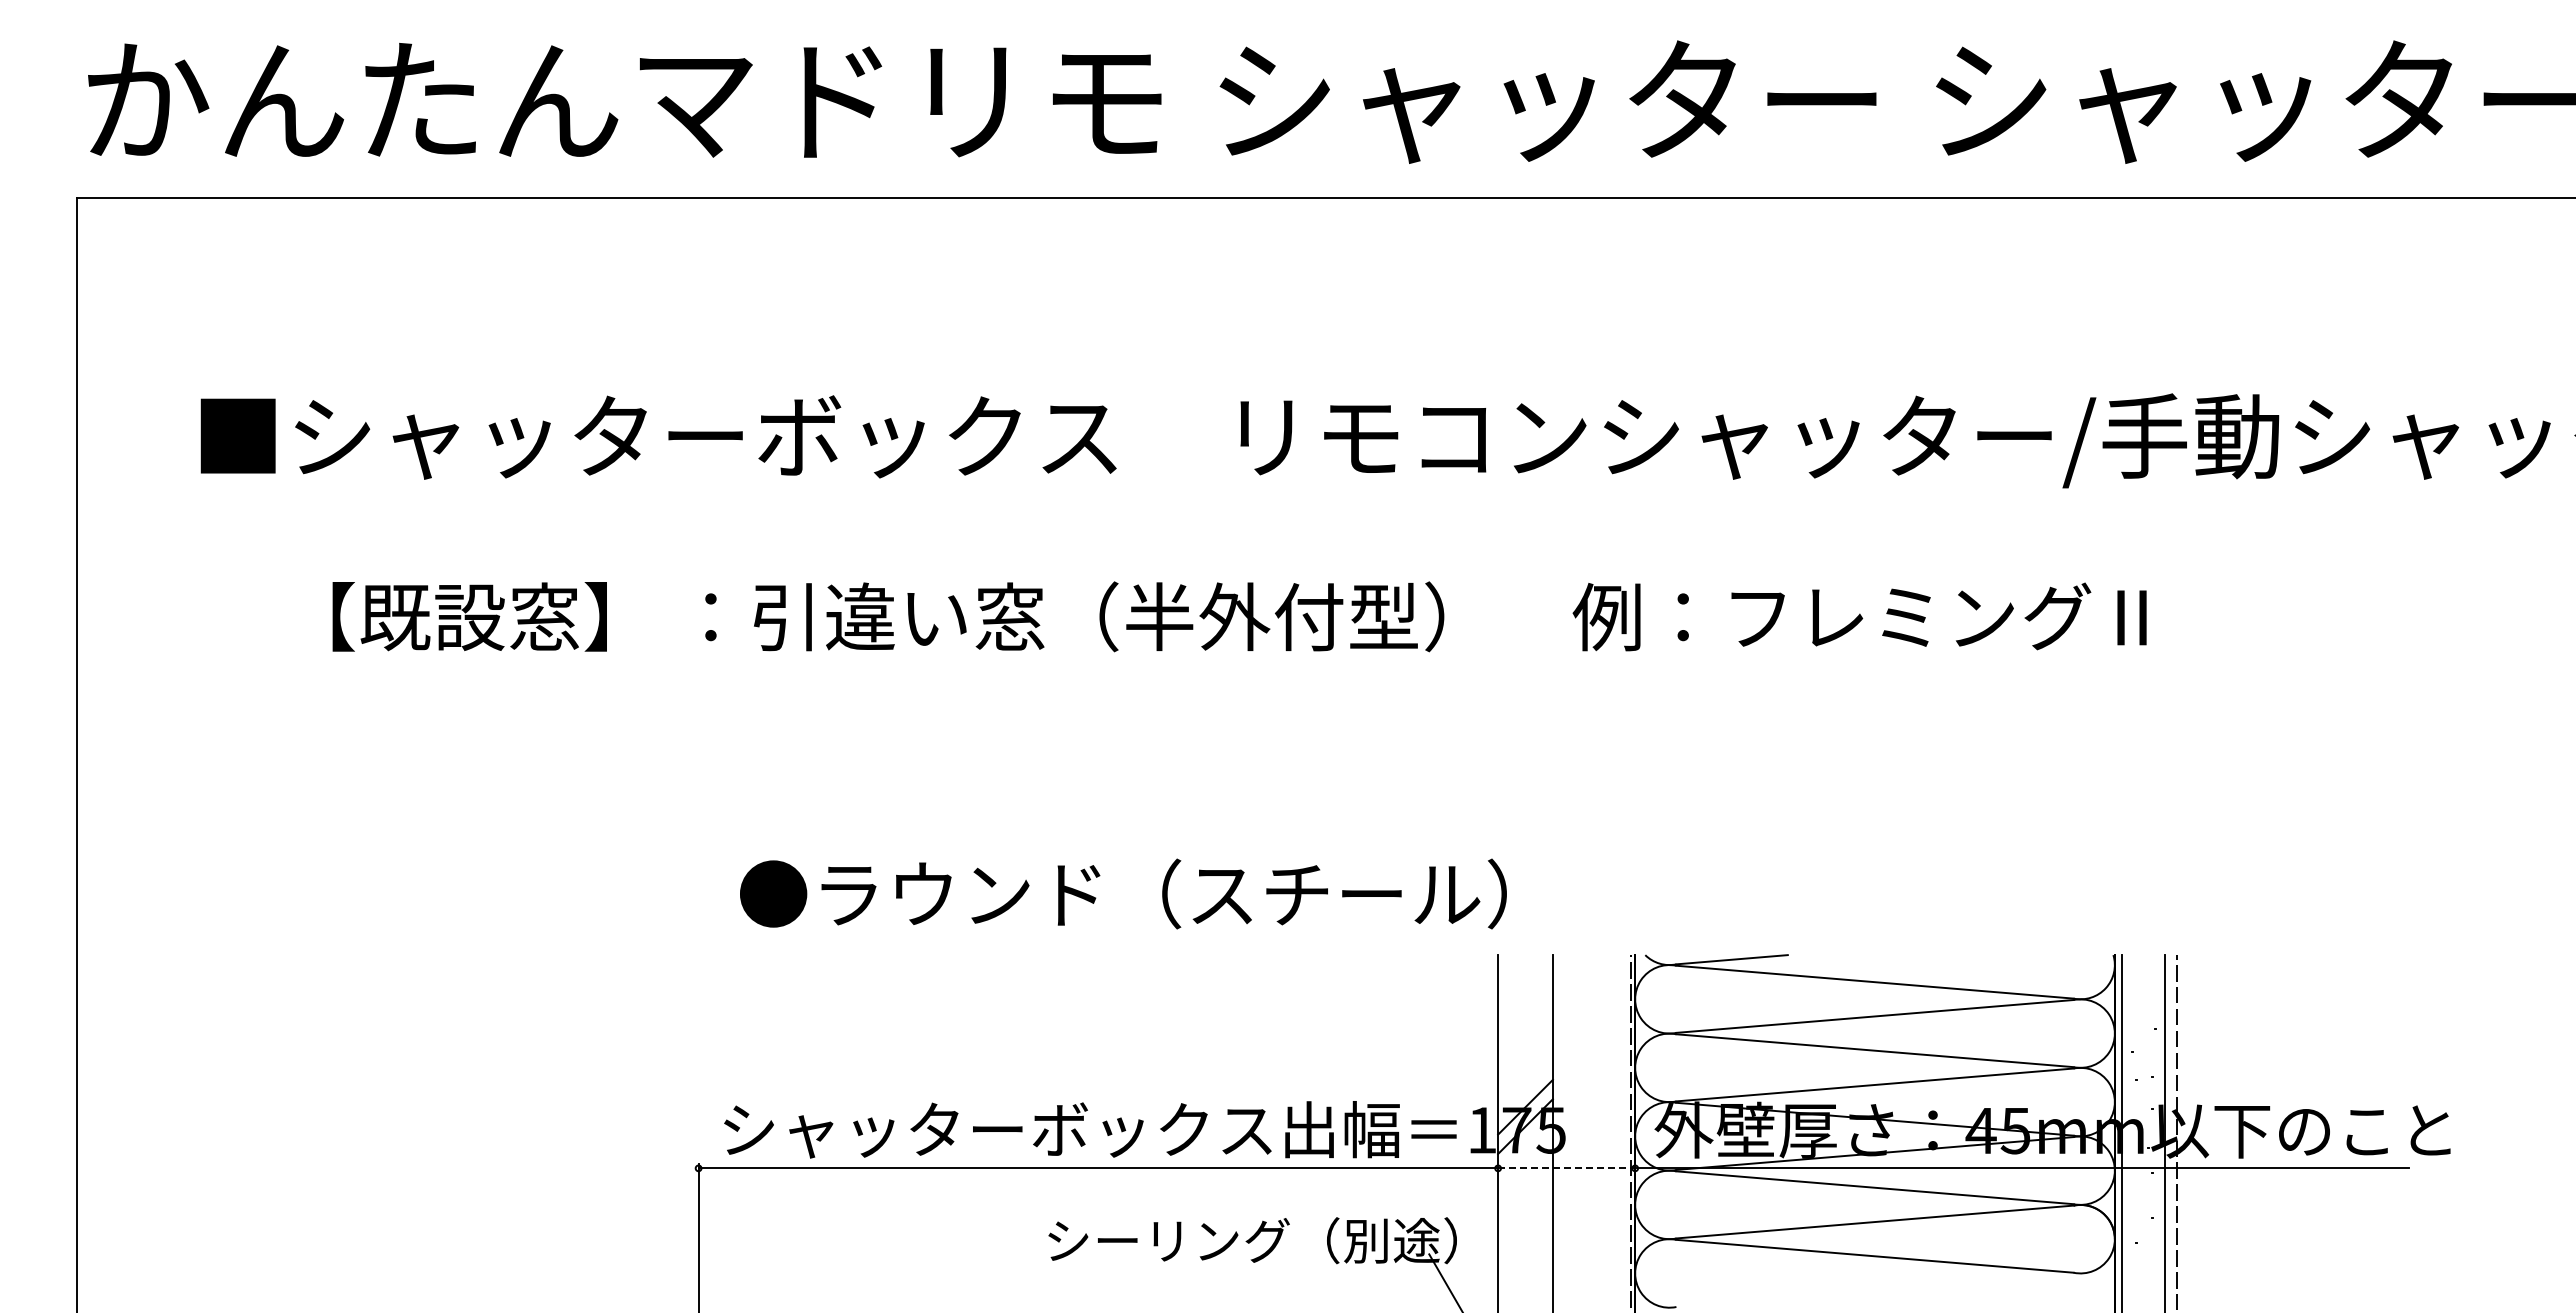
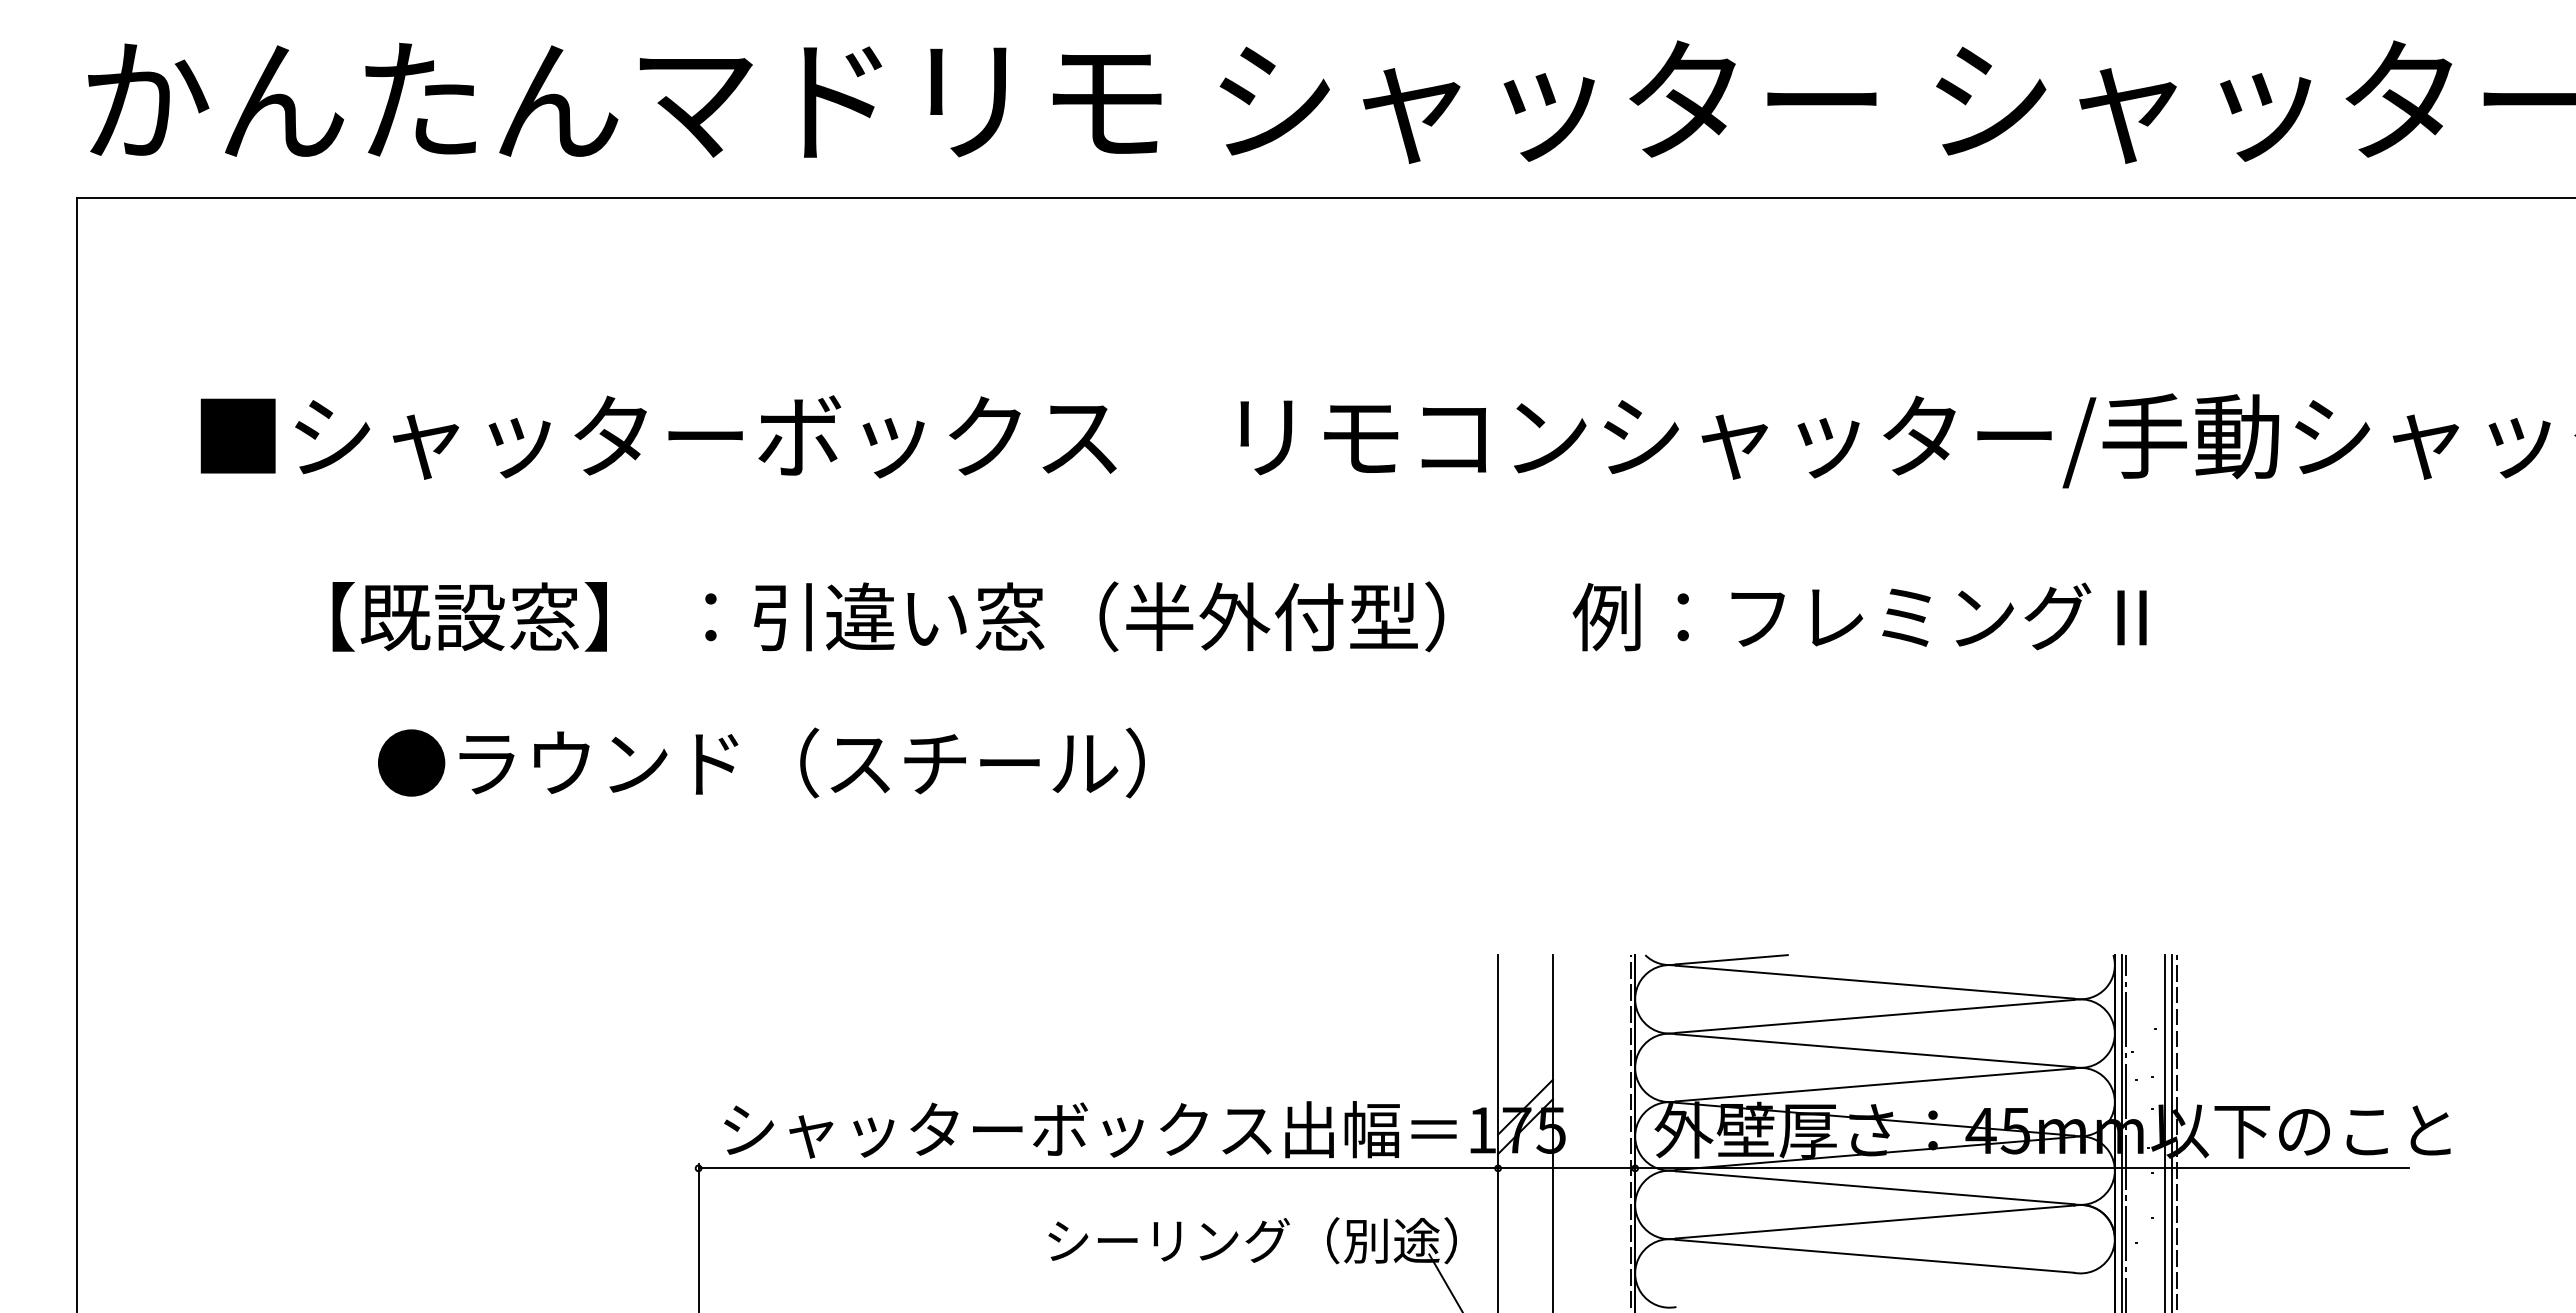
text position: (1123, 893) -> (761, 762) (761, 762)
line: none -> present (2126, 1132)
line: none -> present (2171, 1132)
line: dashed -> solid (1566, 1168)
